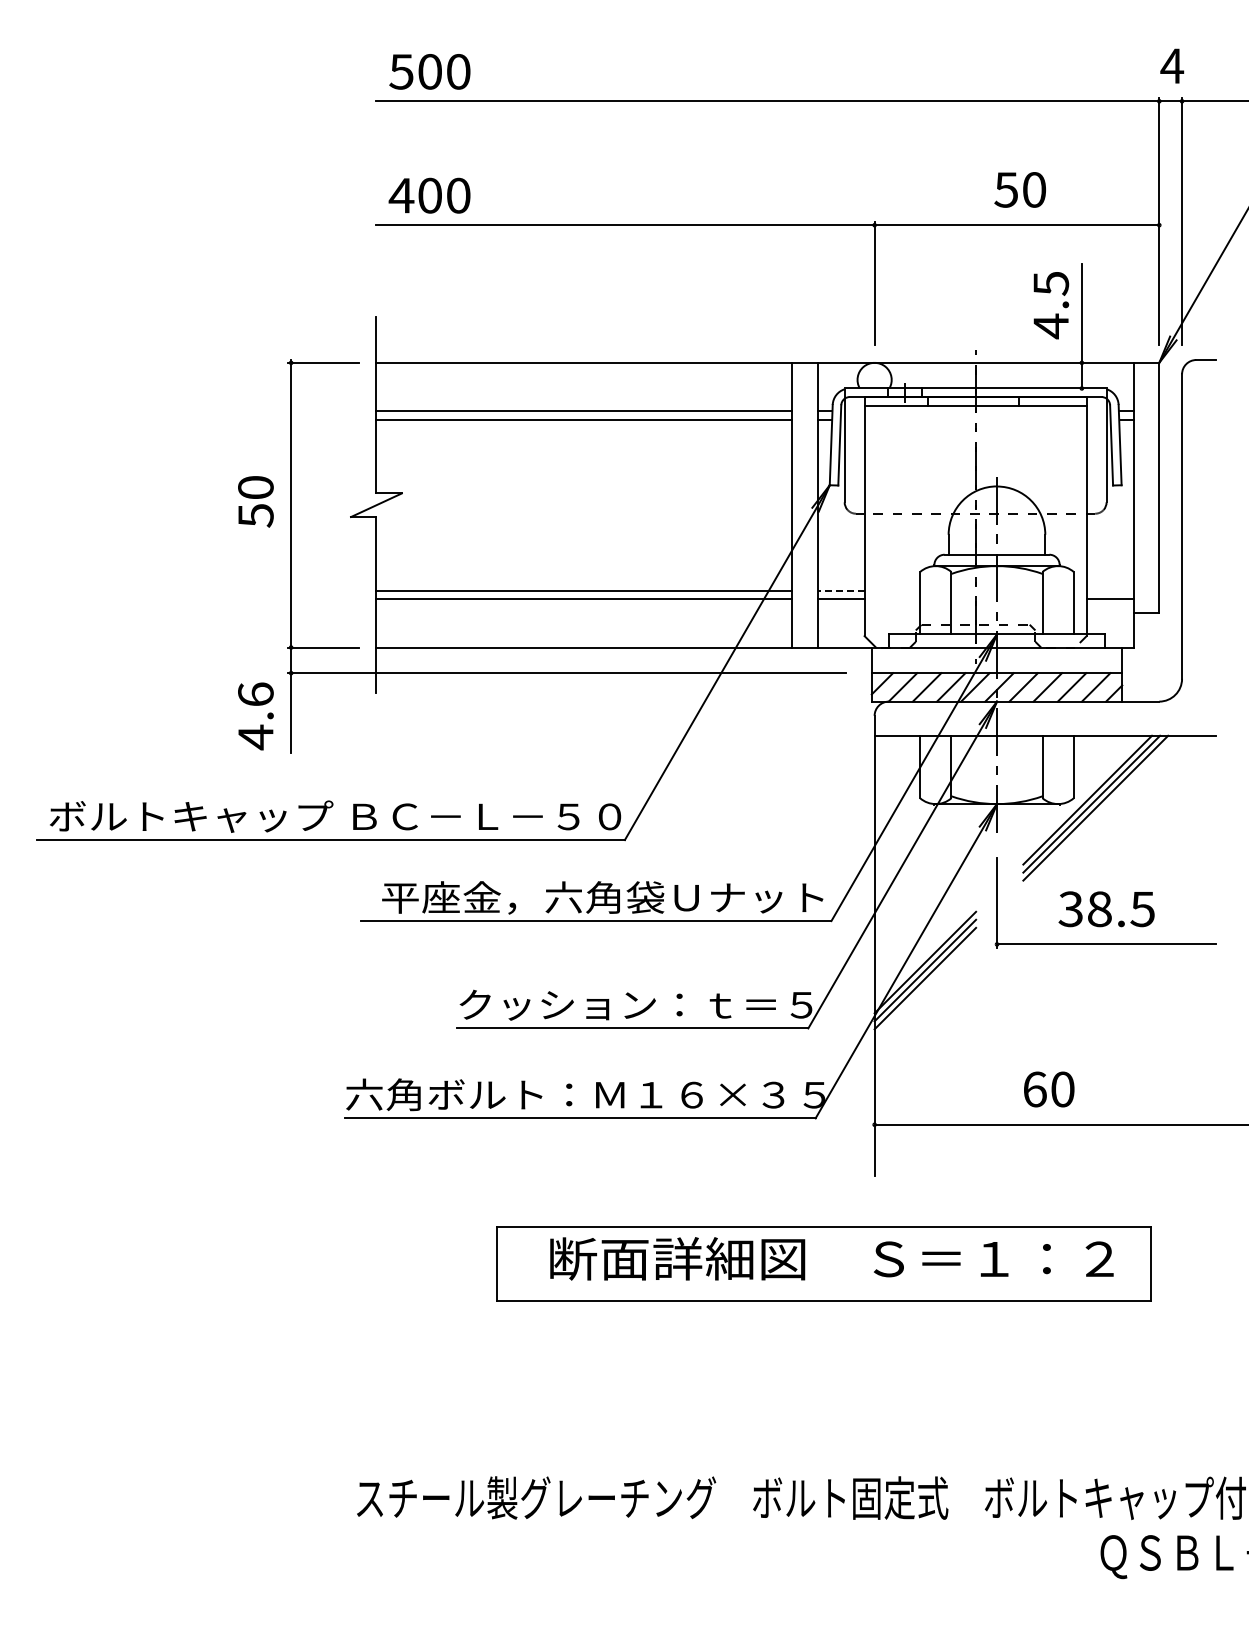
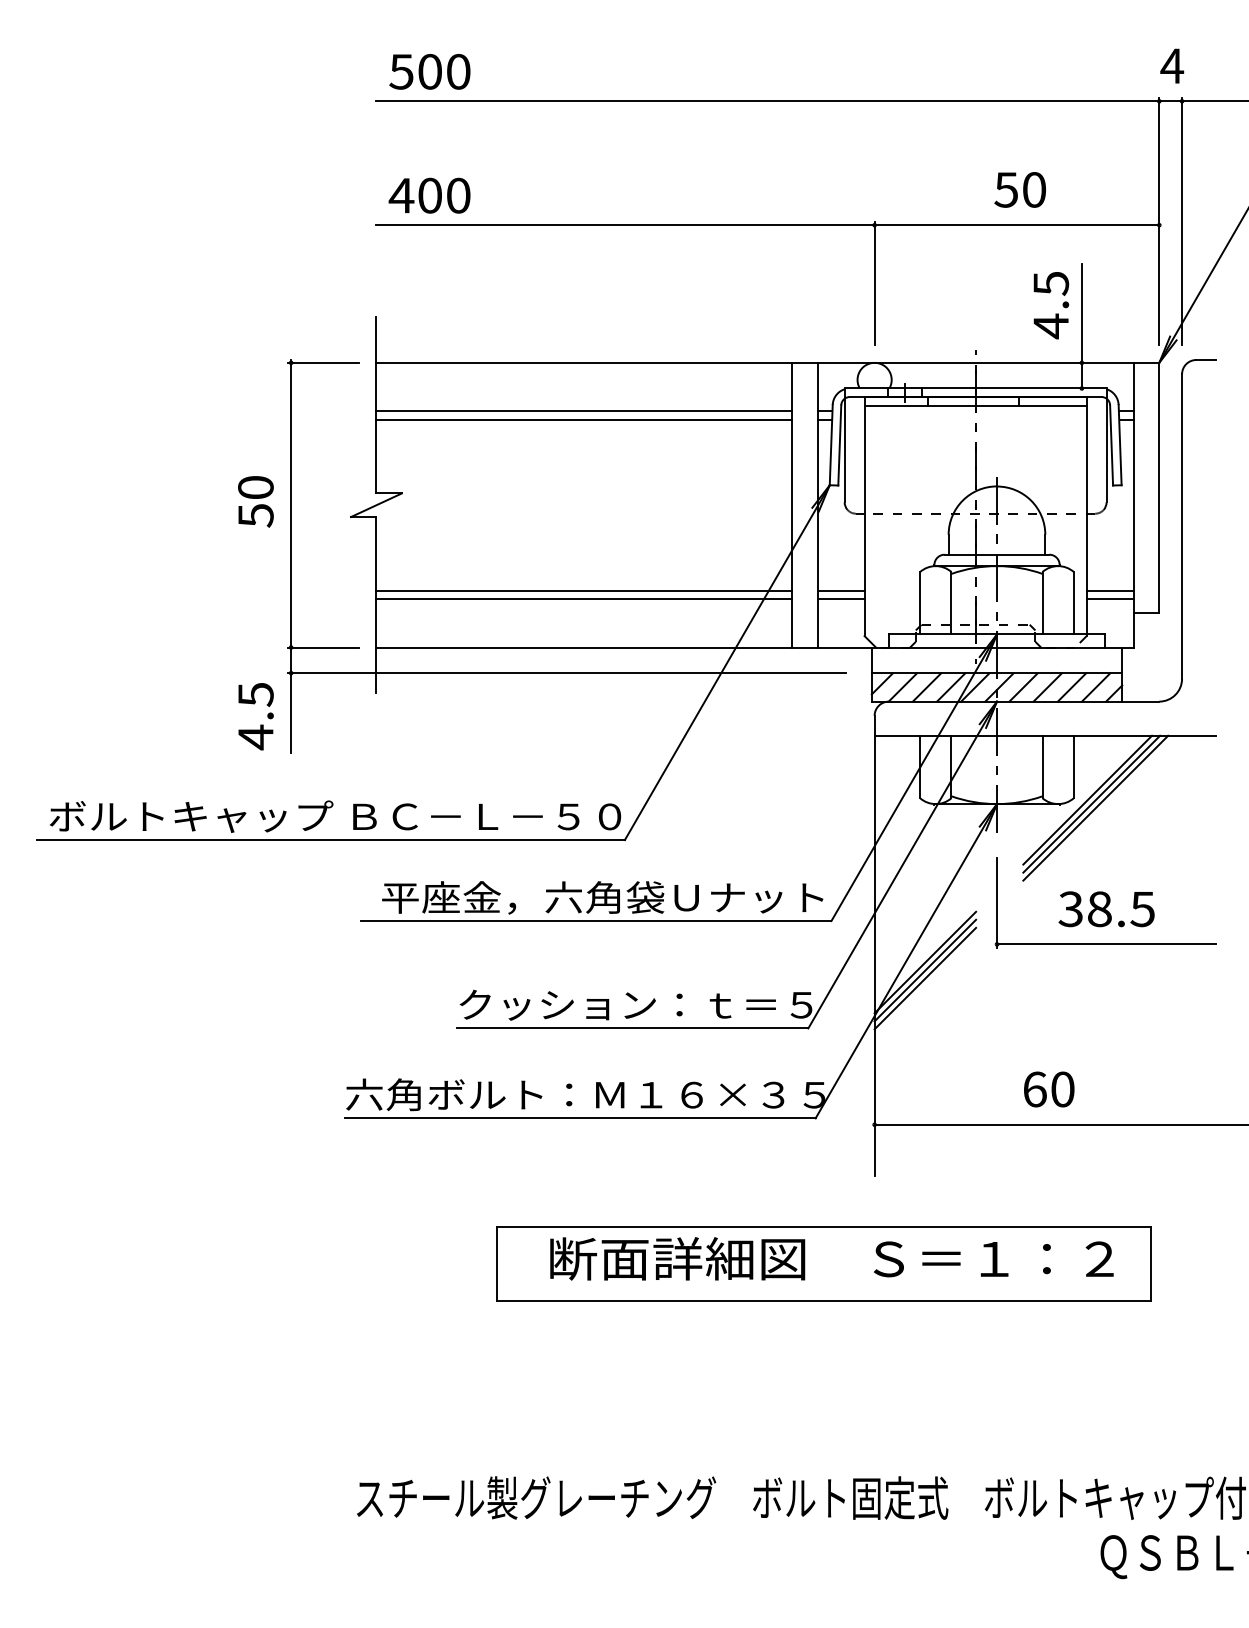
line: dashed -> solid (840, 590)
line: none -> present (1109, 590)
text: 4.6 -> 4.5 (255, 694)
